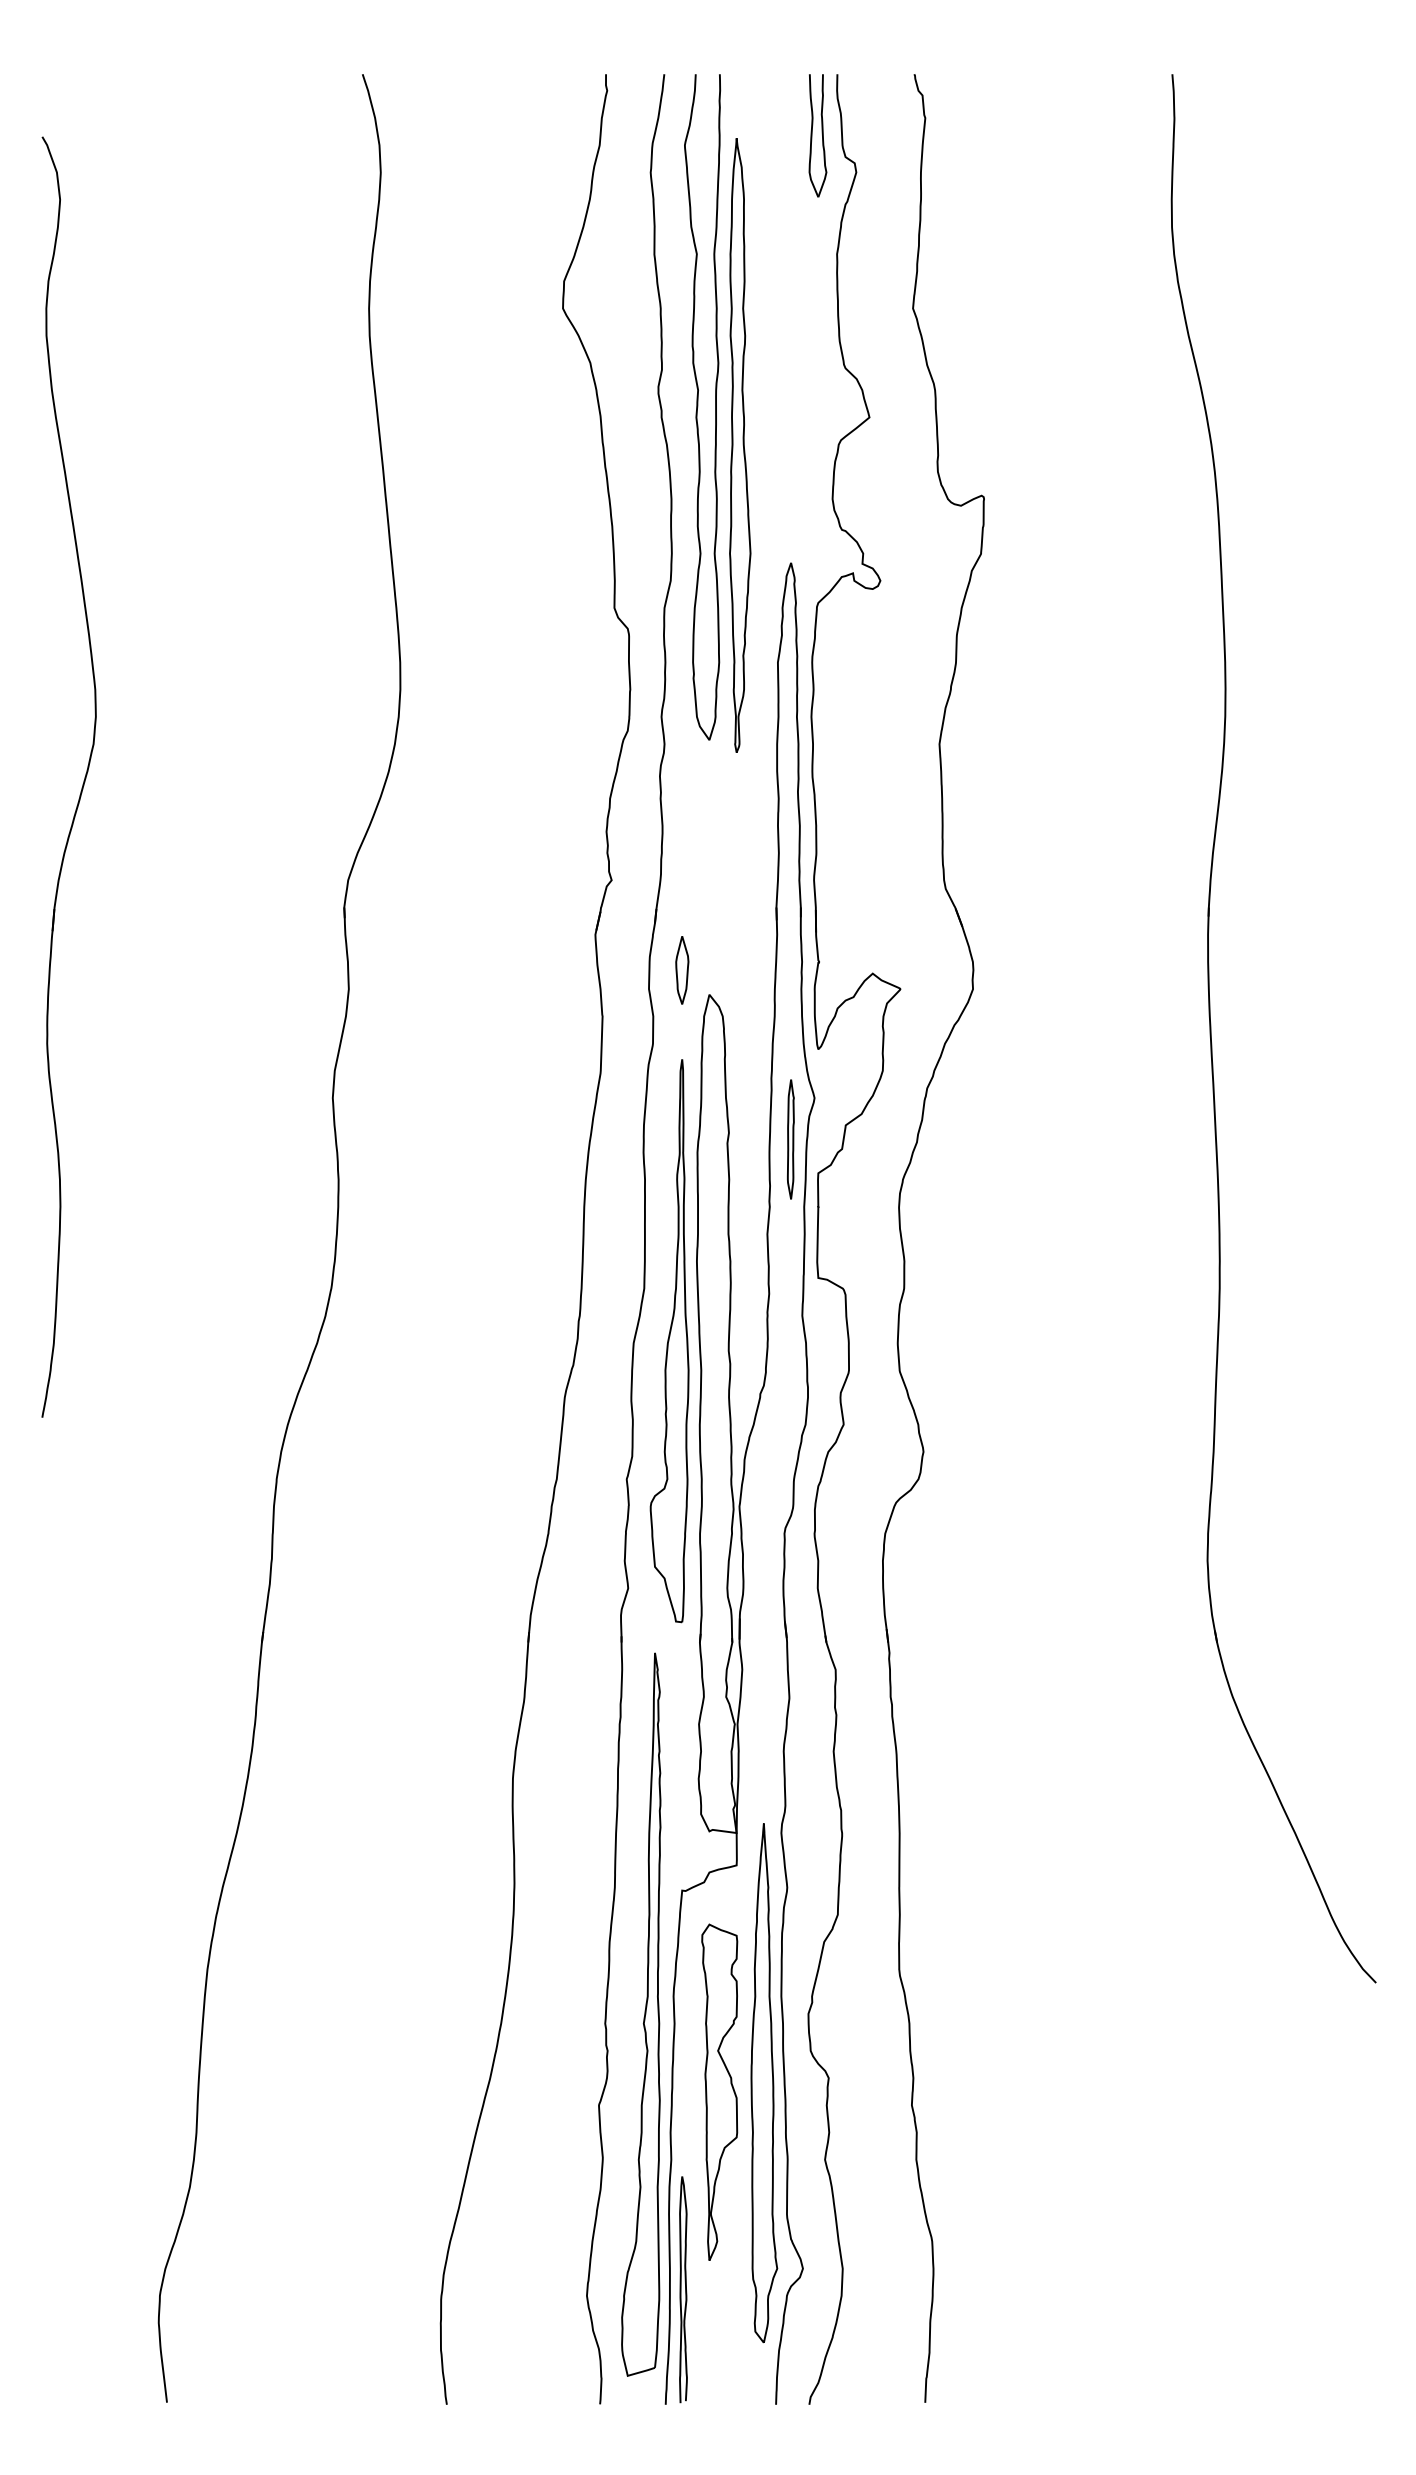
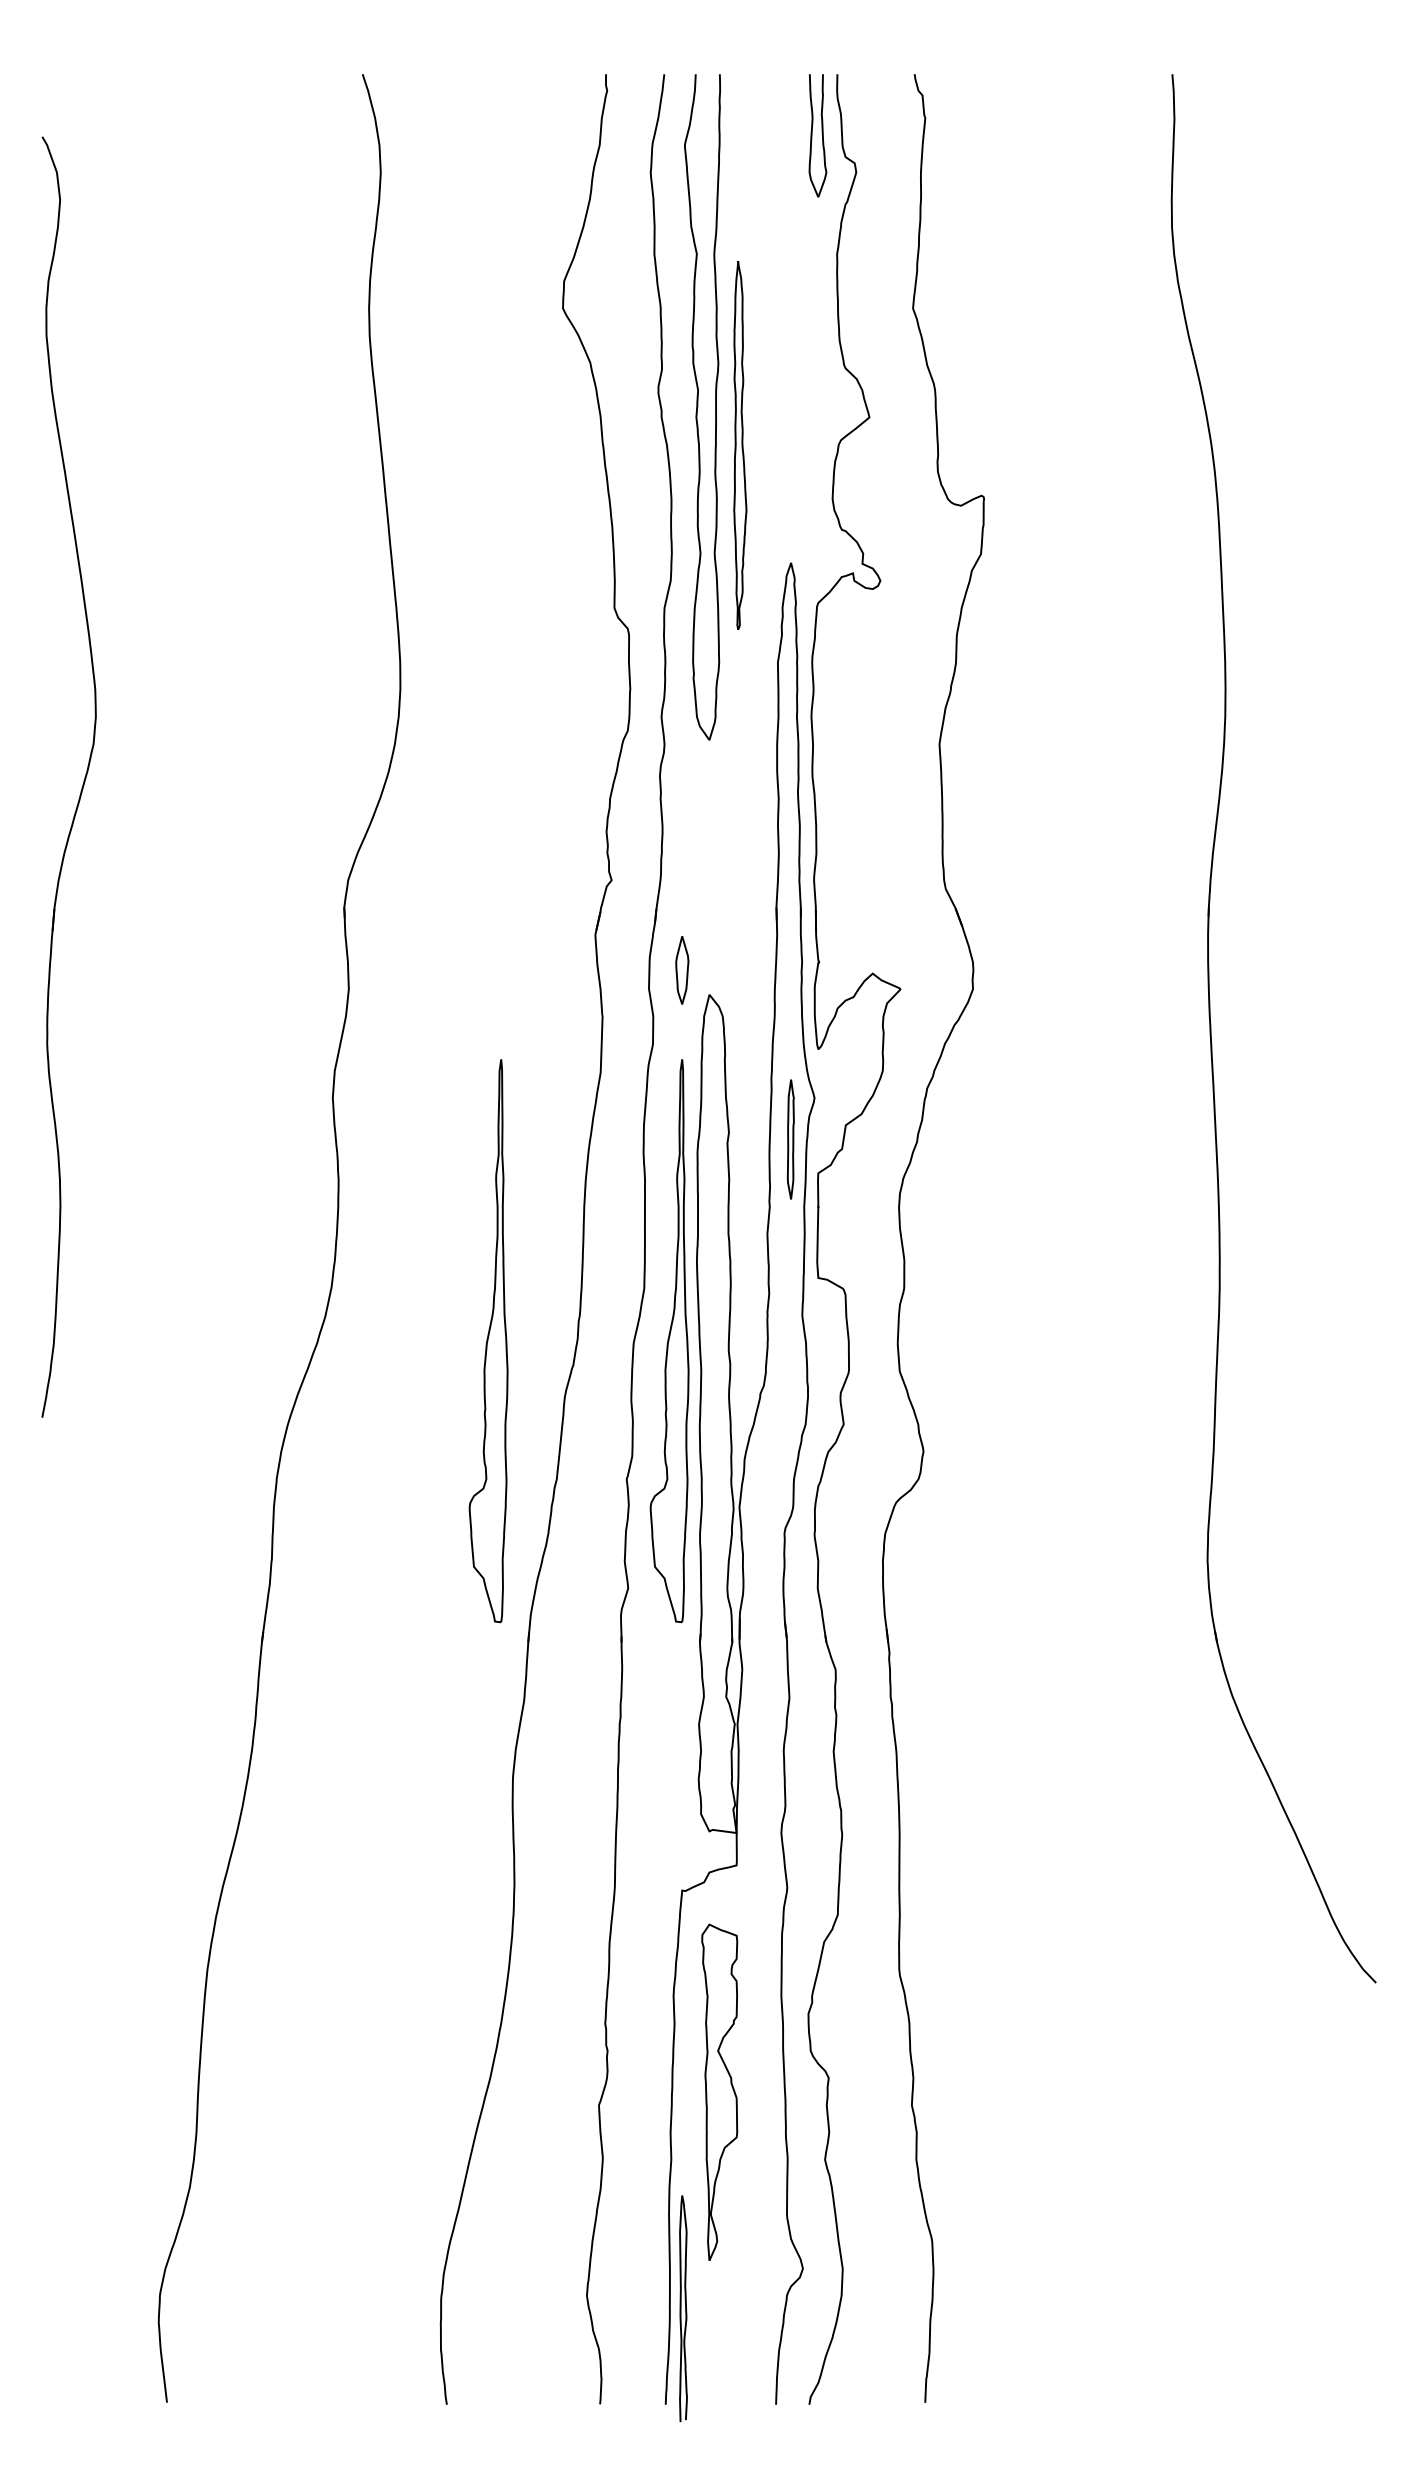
part size: 23x615 px -> 15x369 px (740, 445)
part: none -> present (488, 1341)
part: present -> none (641, 2014)
part: present -> none (764, 2083)
curve position: (681, 2289) -> (681, 2308) (681, 2308)
